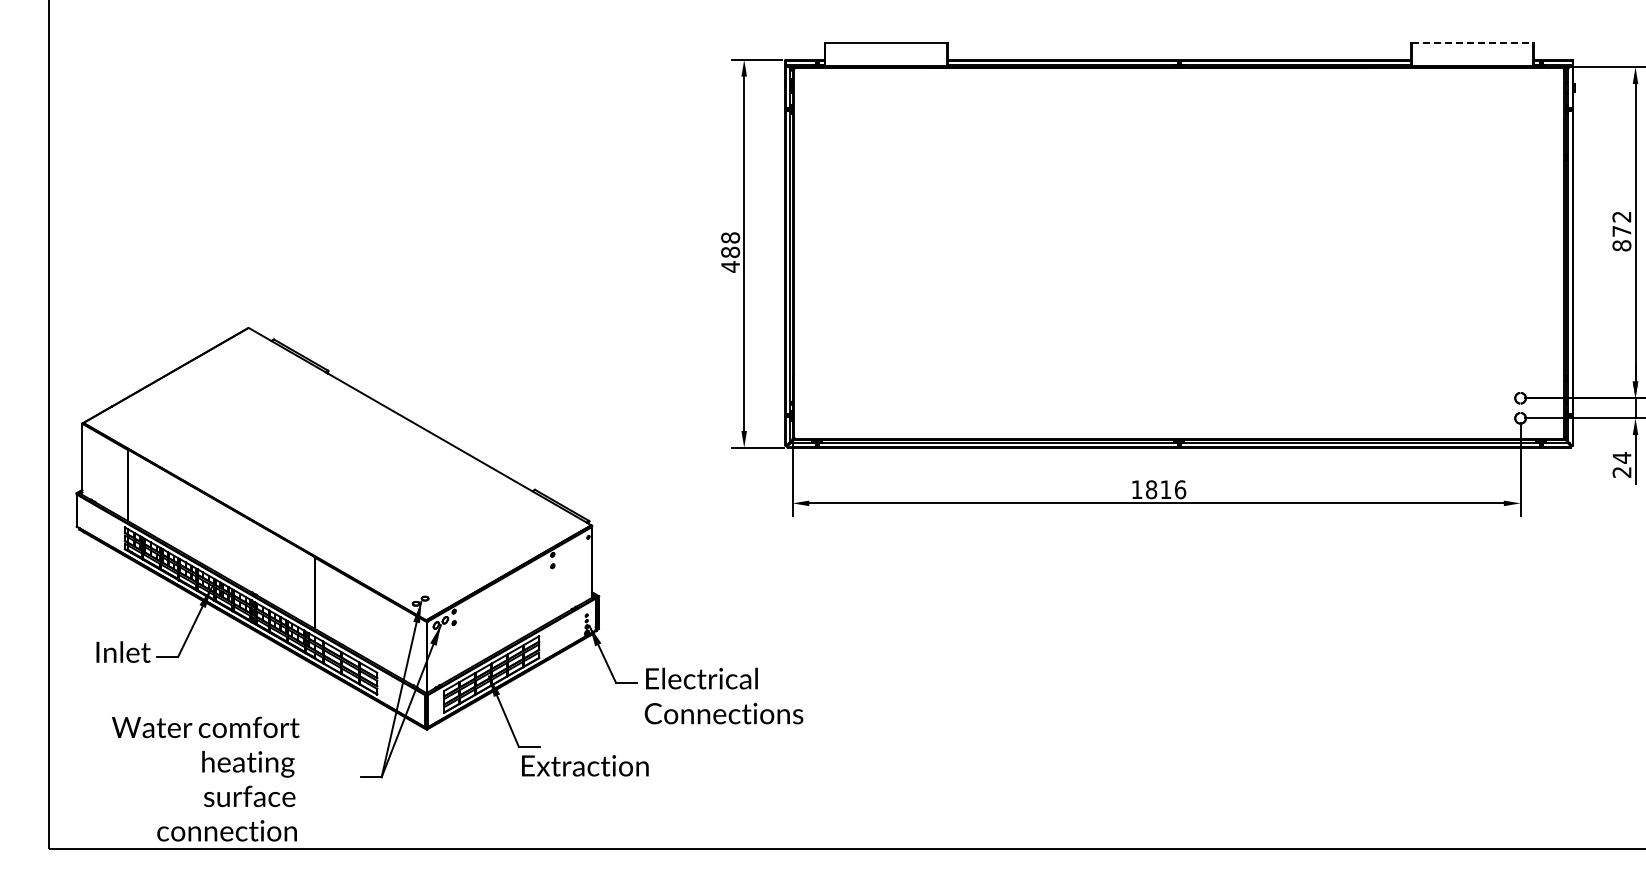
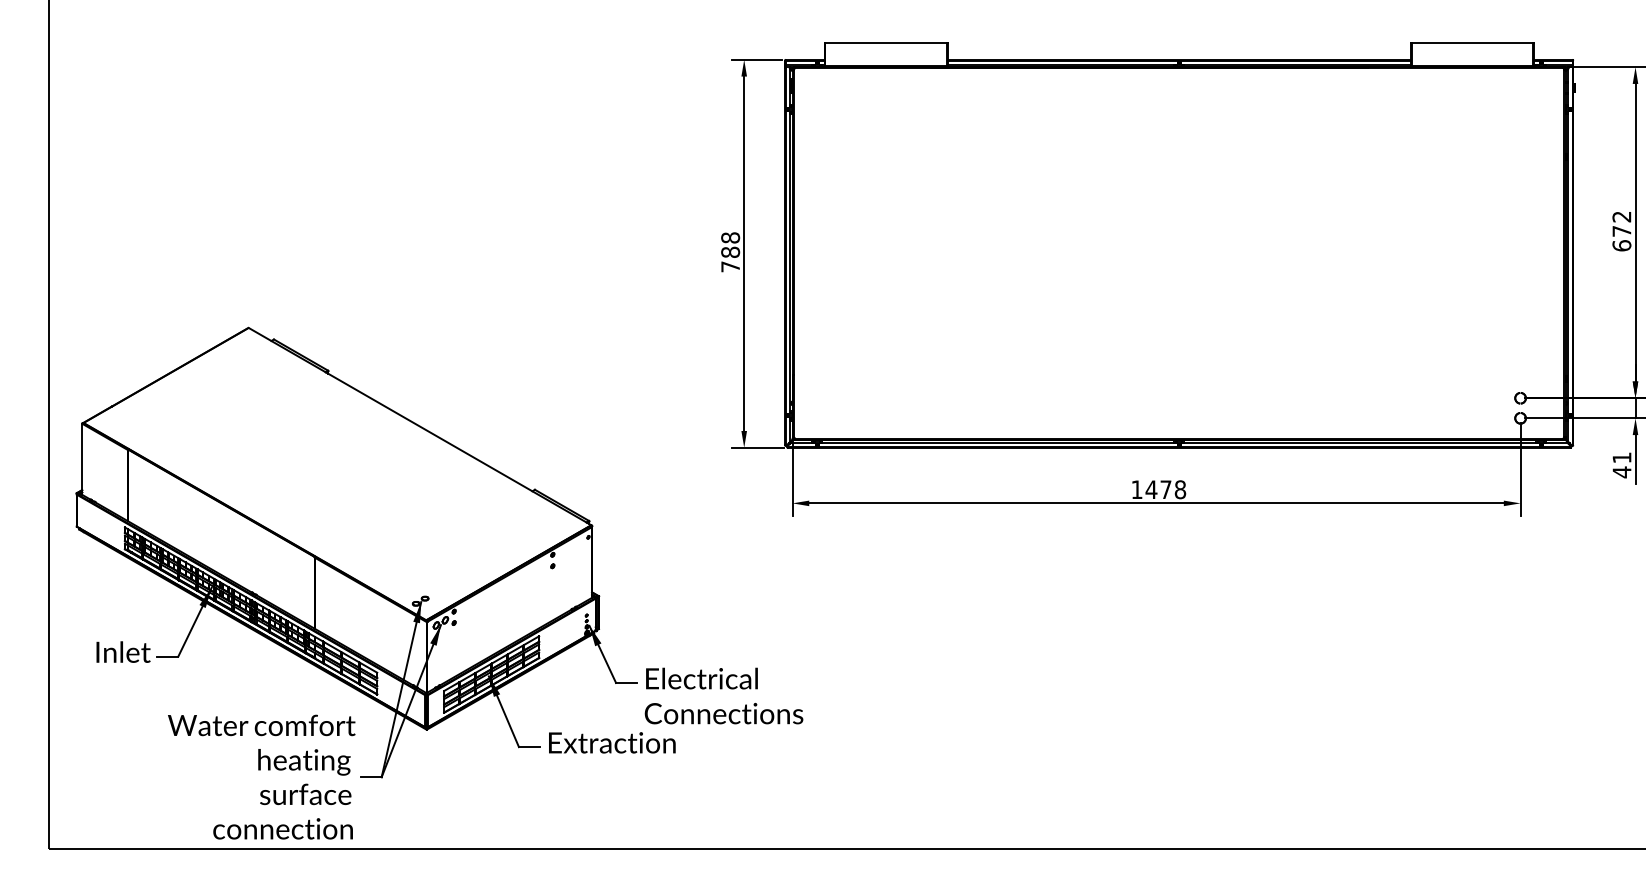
line: dashed -> solid (1472, 42)
text: 872 -> 672 (1621, 245)
text: 488 -> 788 (730, 266)
text: 24 -> 41 (1621, 465)
text: 1816 -> 1478 (1165, 489)
text position: (585, 765) -> (612, 742) (612, 742)
text position: (205, 778) -> (261, 776) (261, 776)
